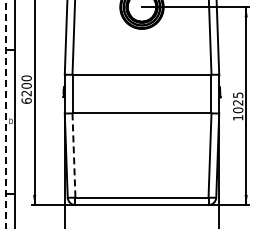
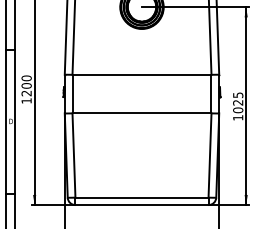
text: 6200 -> 1200 (26, 100)
line: dashed -> solid (6, 114)
line: dashed -> solid (73, 156)
